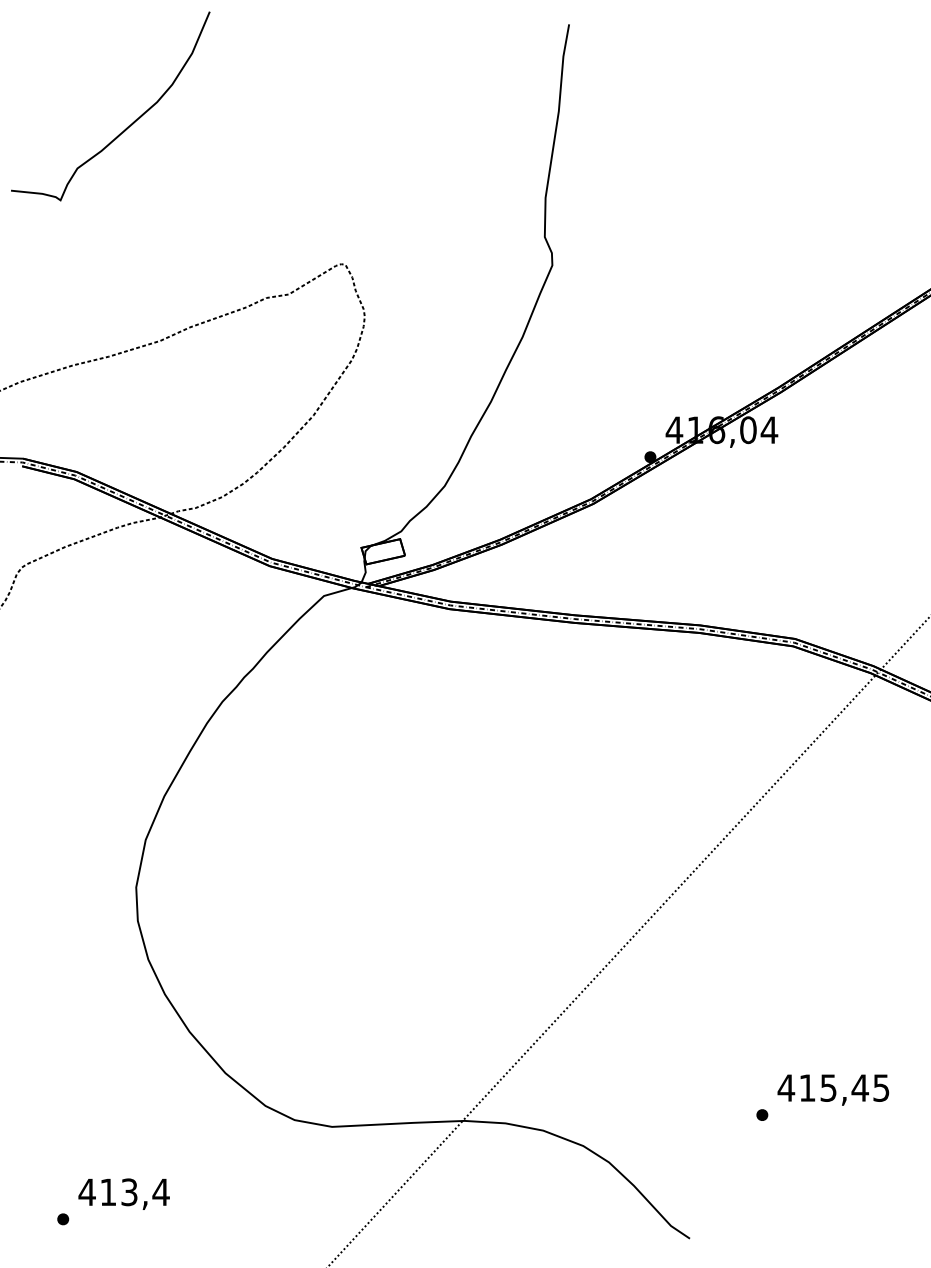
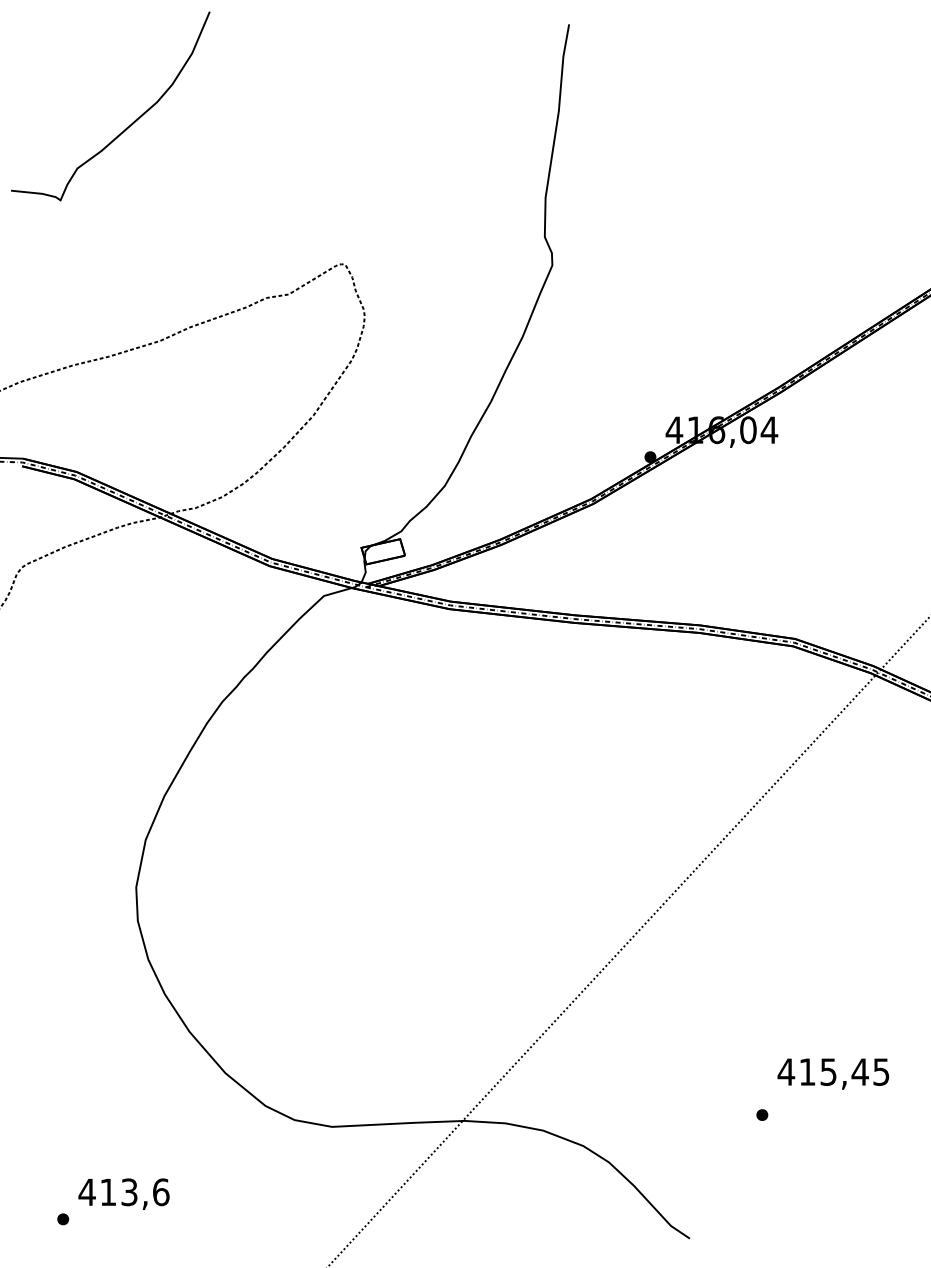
text position: (833, 1089) -> (833, 1073) (833, 1073)
text: 413,4 -> 413,6 (160, 1192)
